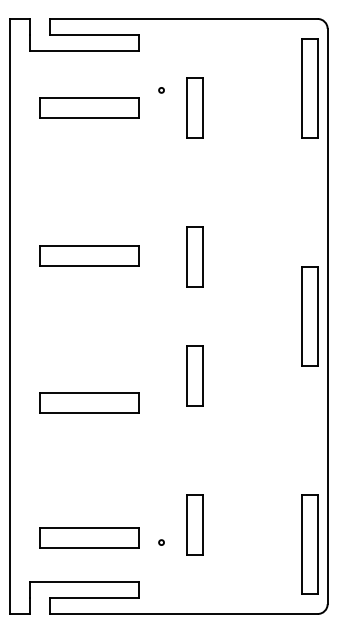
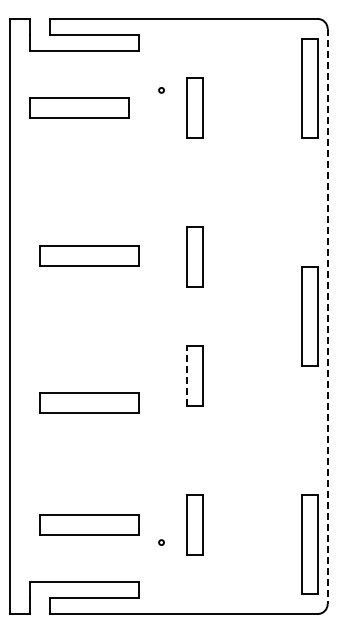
part position: (89, 107) -> (79, 107) (79, 107)
line: solid -> dashed (327, 316)
line: solid -> dashed (186, 376)
part position: (89, 537) -> (89, 524) (89, 524)
